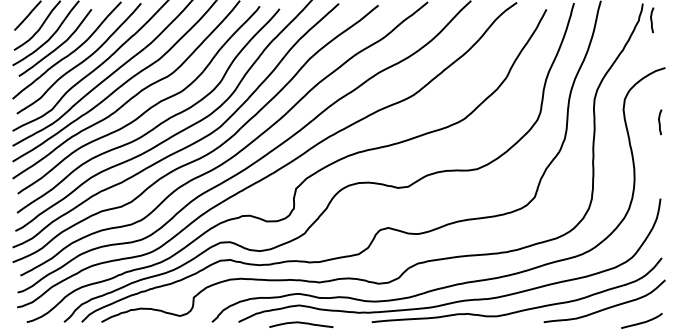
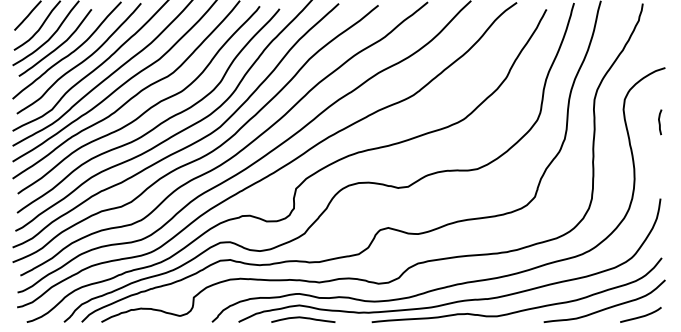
curve: present -> none (652, 20)
curve position: (642, 321) -> (641, 315) (641, 315)
curve position: (301, 323) -> (303, 318) (303, 318)
